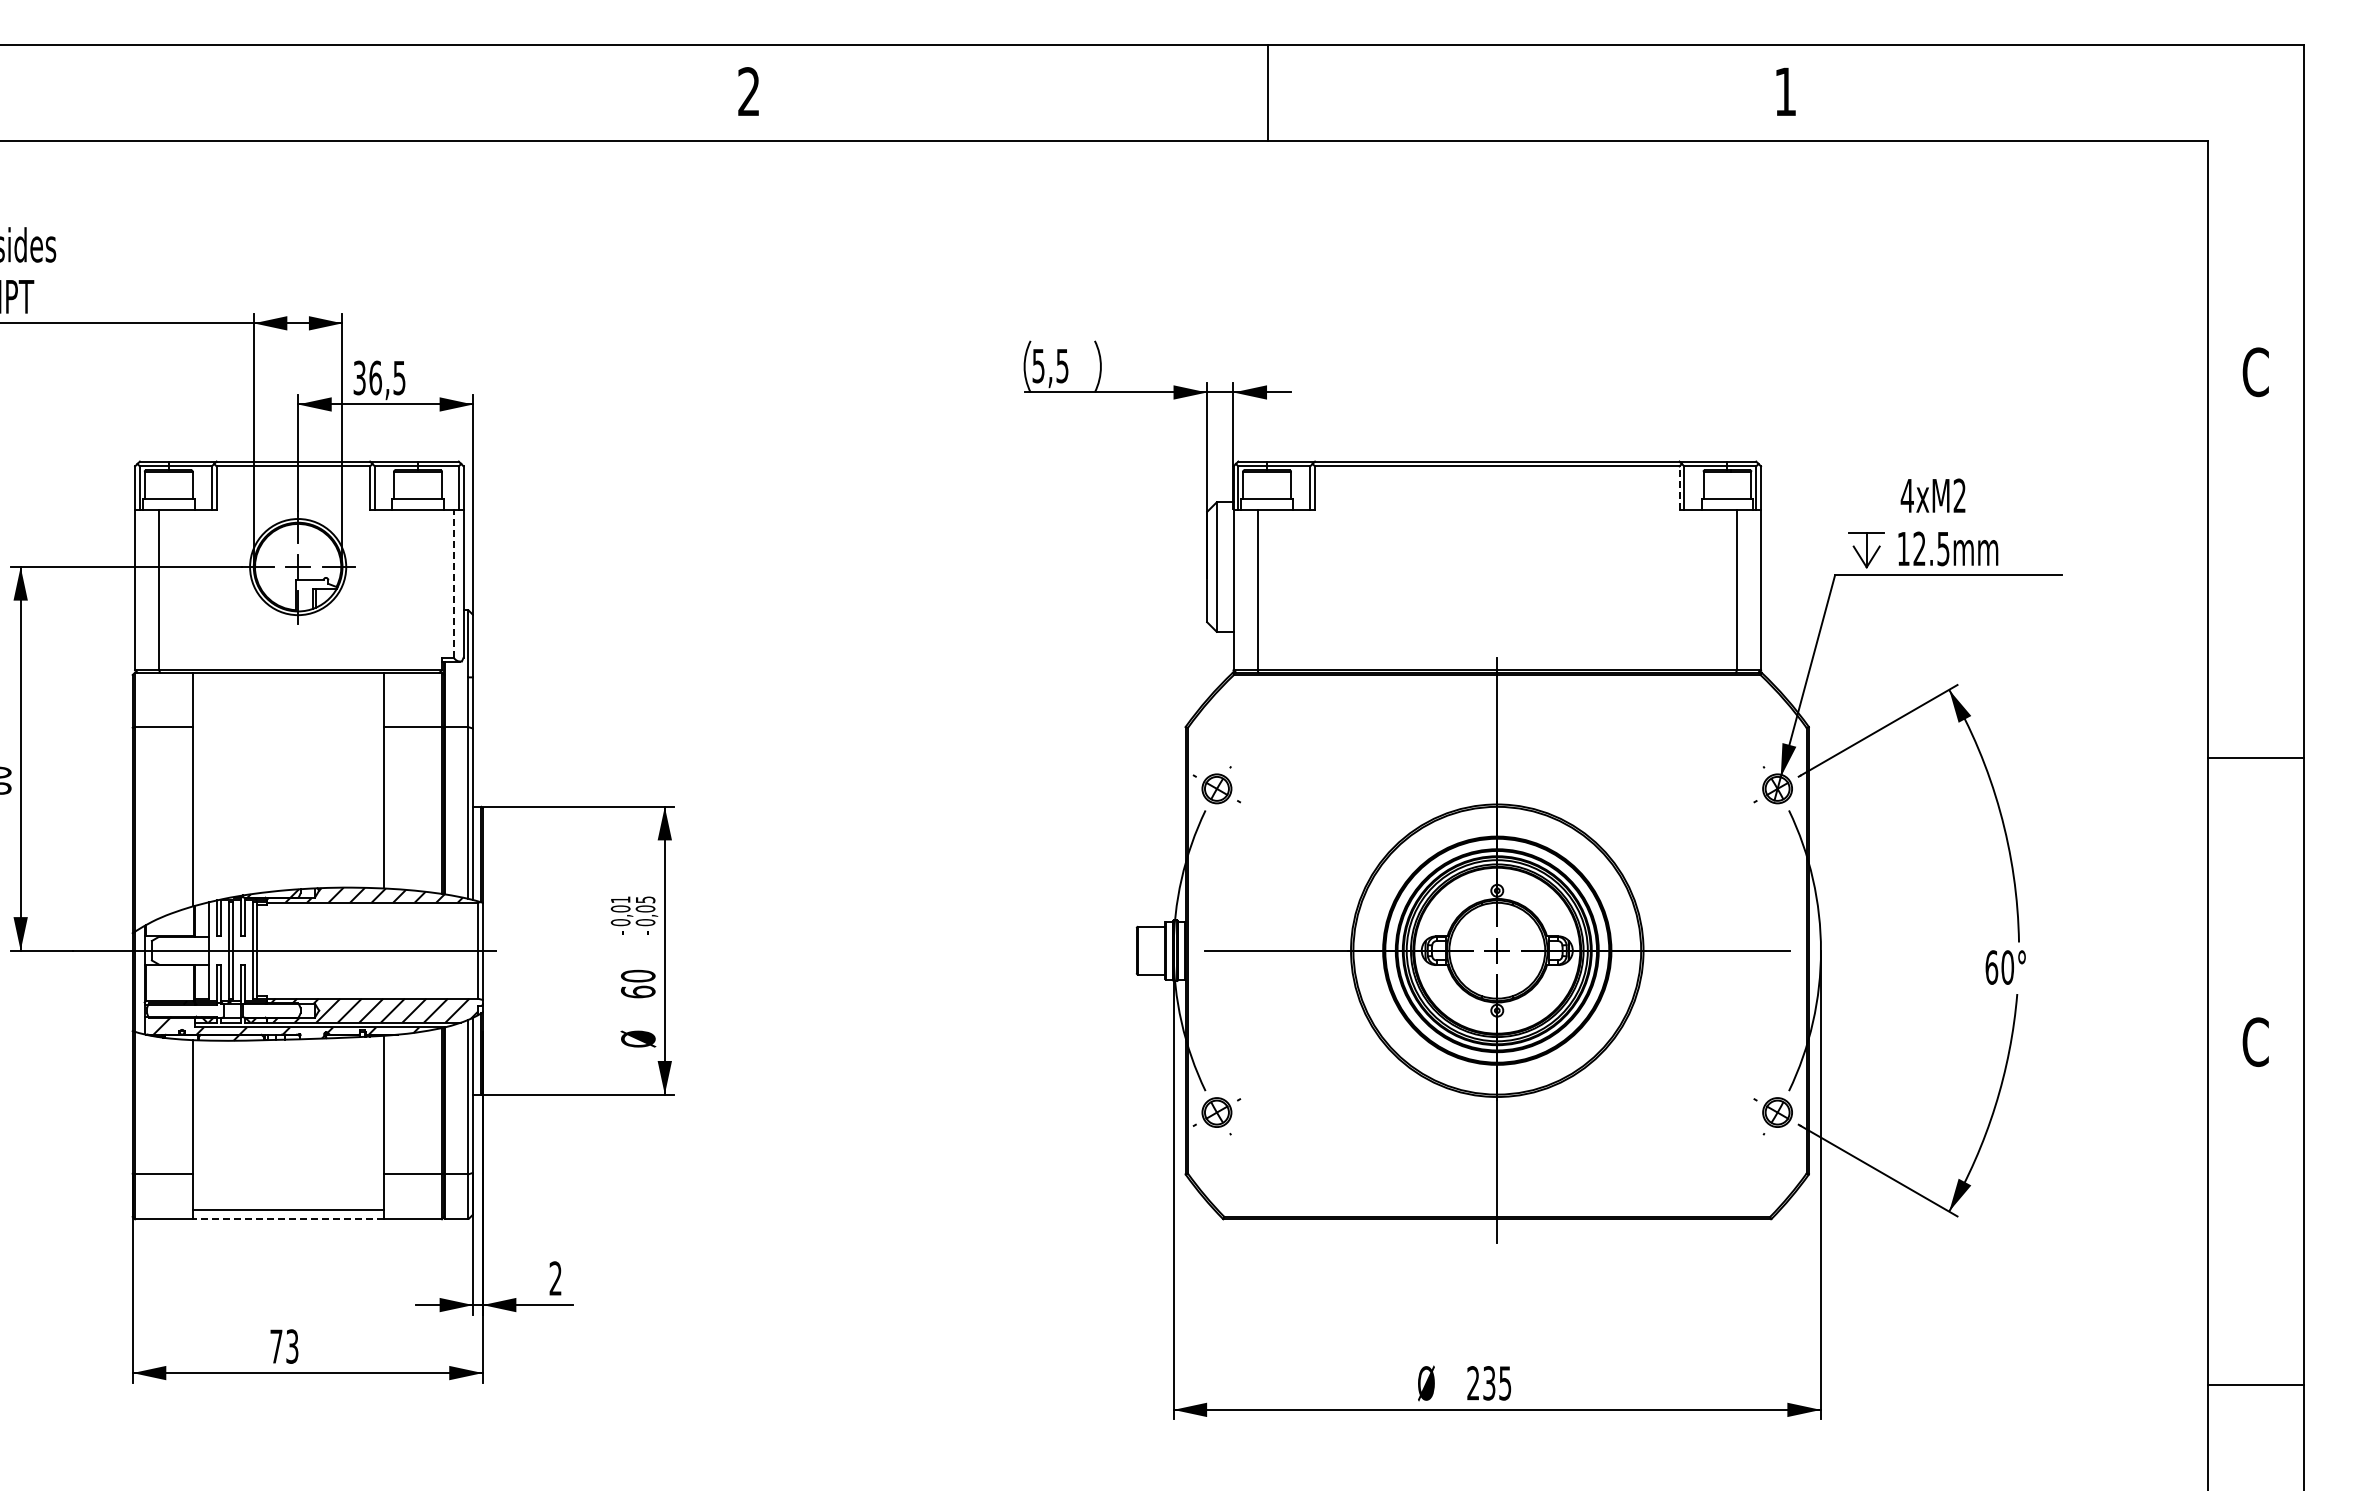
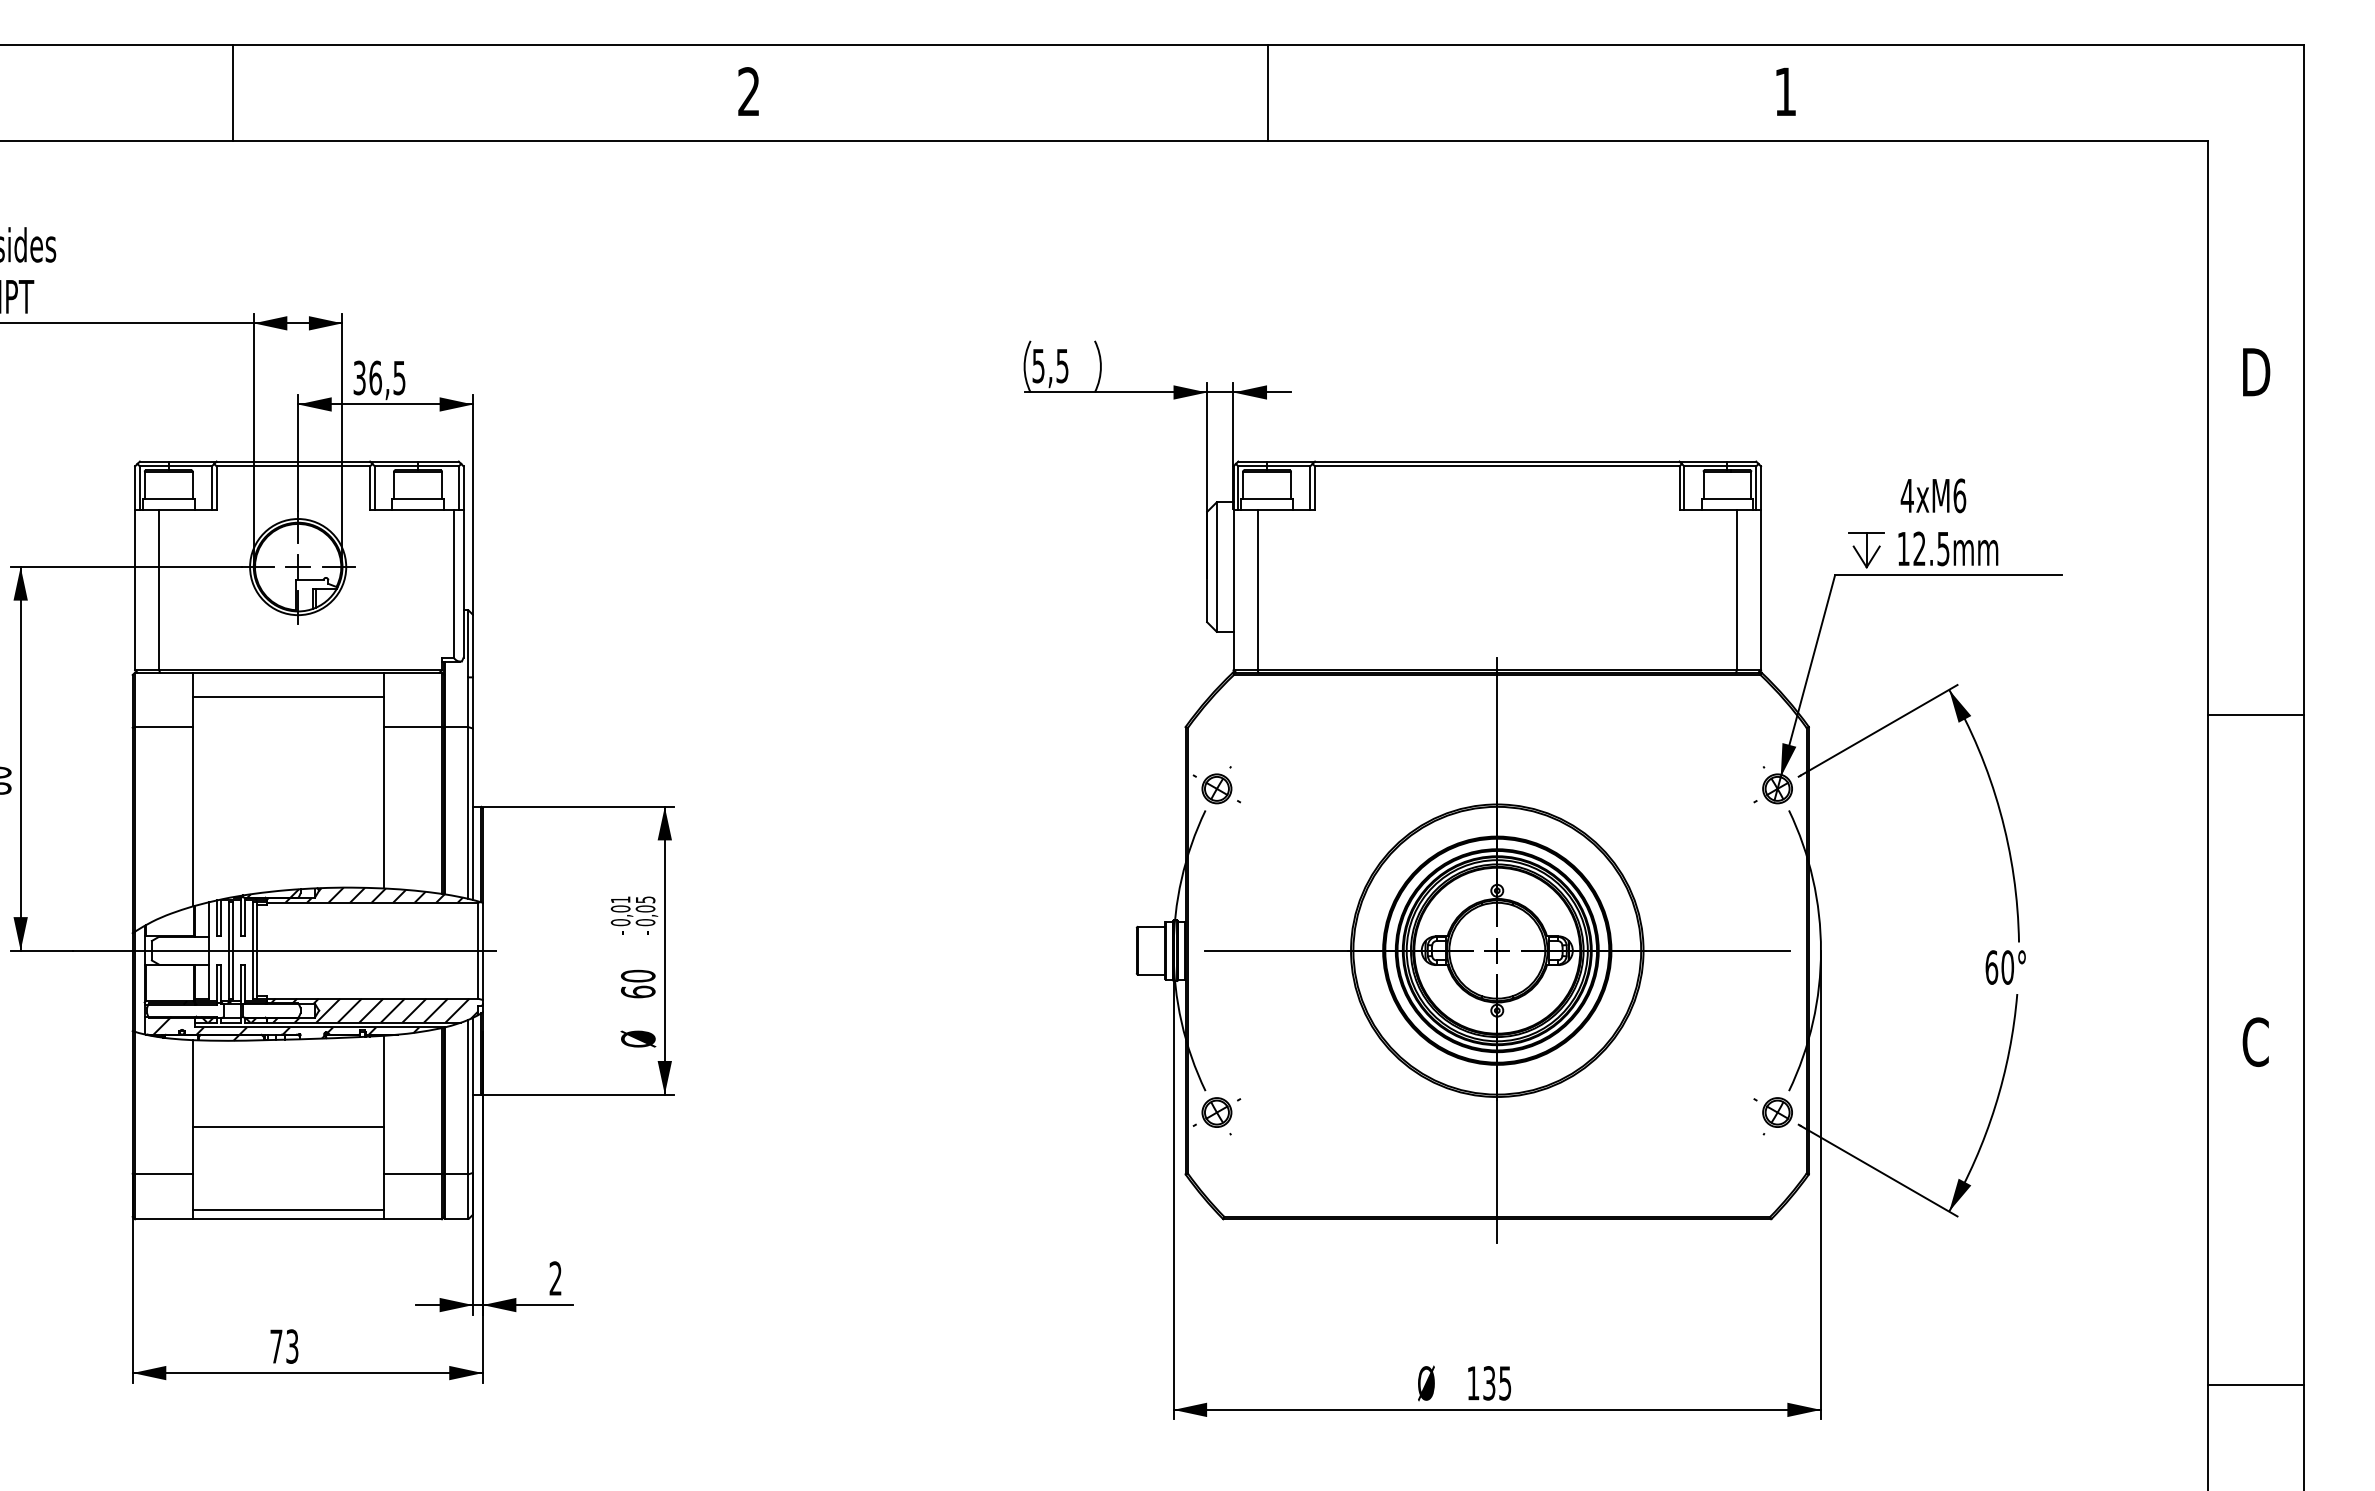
line: none -> present (233, 92)
text: C -> D (2256, 372)
line: dashed -> solid (1679, 487)
text: 4xM2 -> 4xM6 (1959, 495)
line: dashed -> solid (454, 583)
line: none -> present (288, 696)
line position: (2255, 757) -> (2255, 714) (2255, 714)
line: none -> present (288, 1126)
line: dashed -> solid (288, 1219)
text: 235 -> 135 (1473, 1382)
